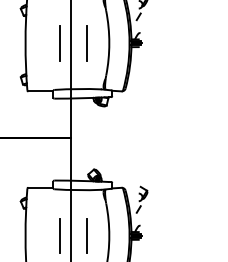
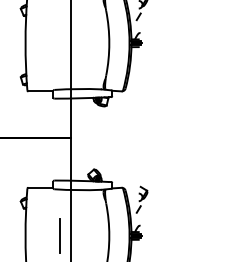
line: present -> none (60, 42)
line: present -> none (87, 42)
line: present -> none (87, 235)
